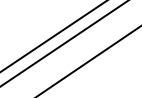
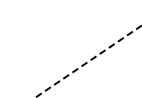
line: present -> none (53, 36)
line: present -> none (64, 43)
line: solid -> dashed (87, 62)
